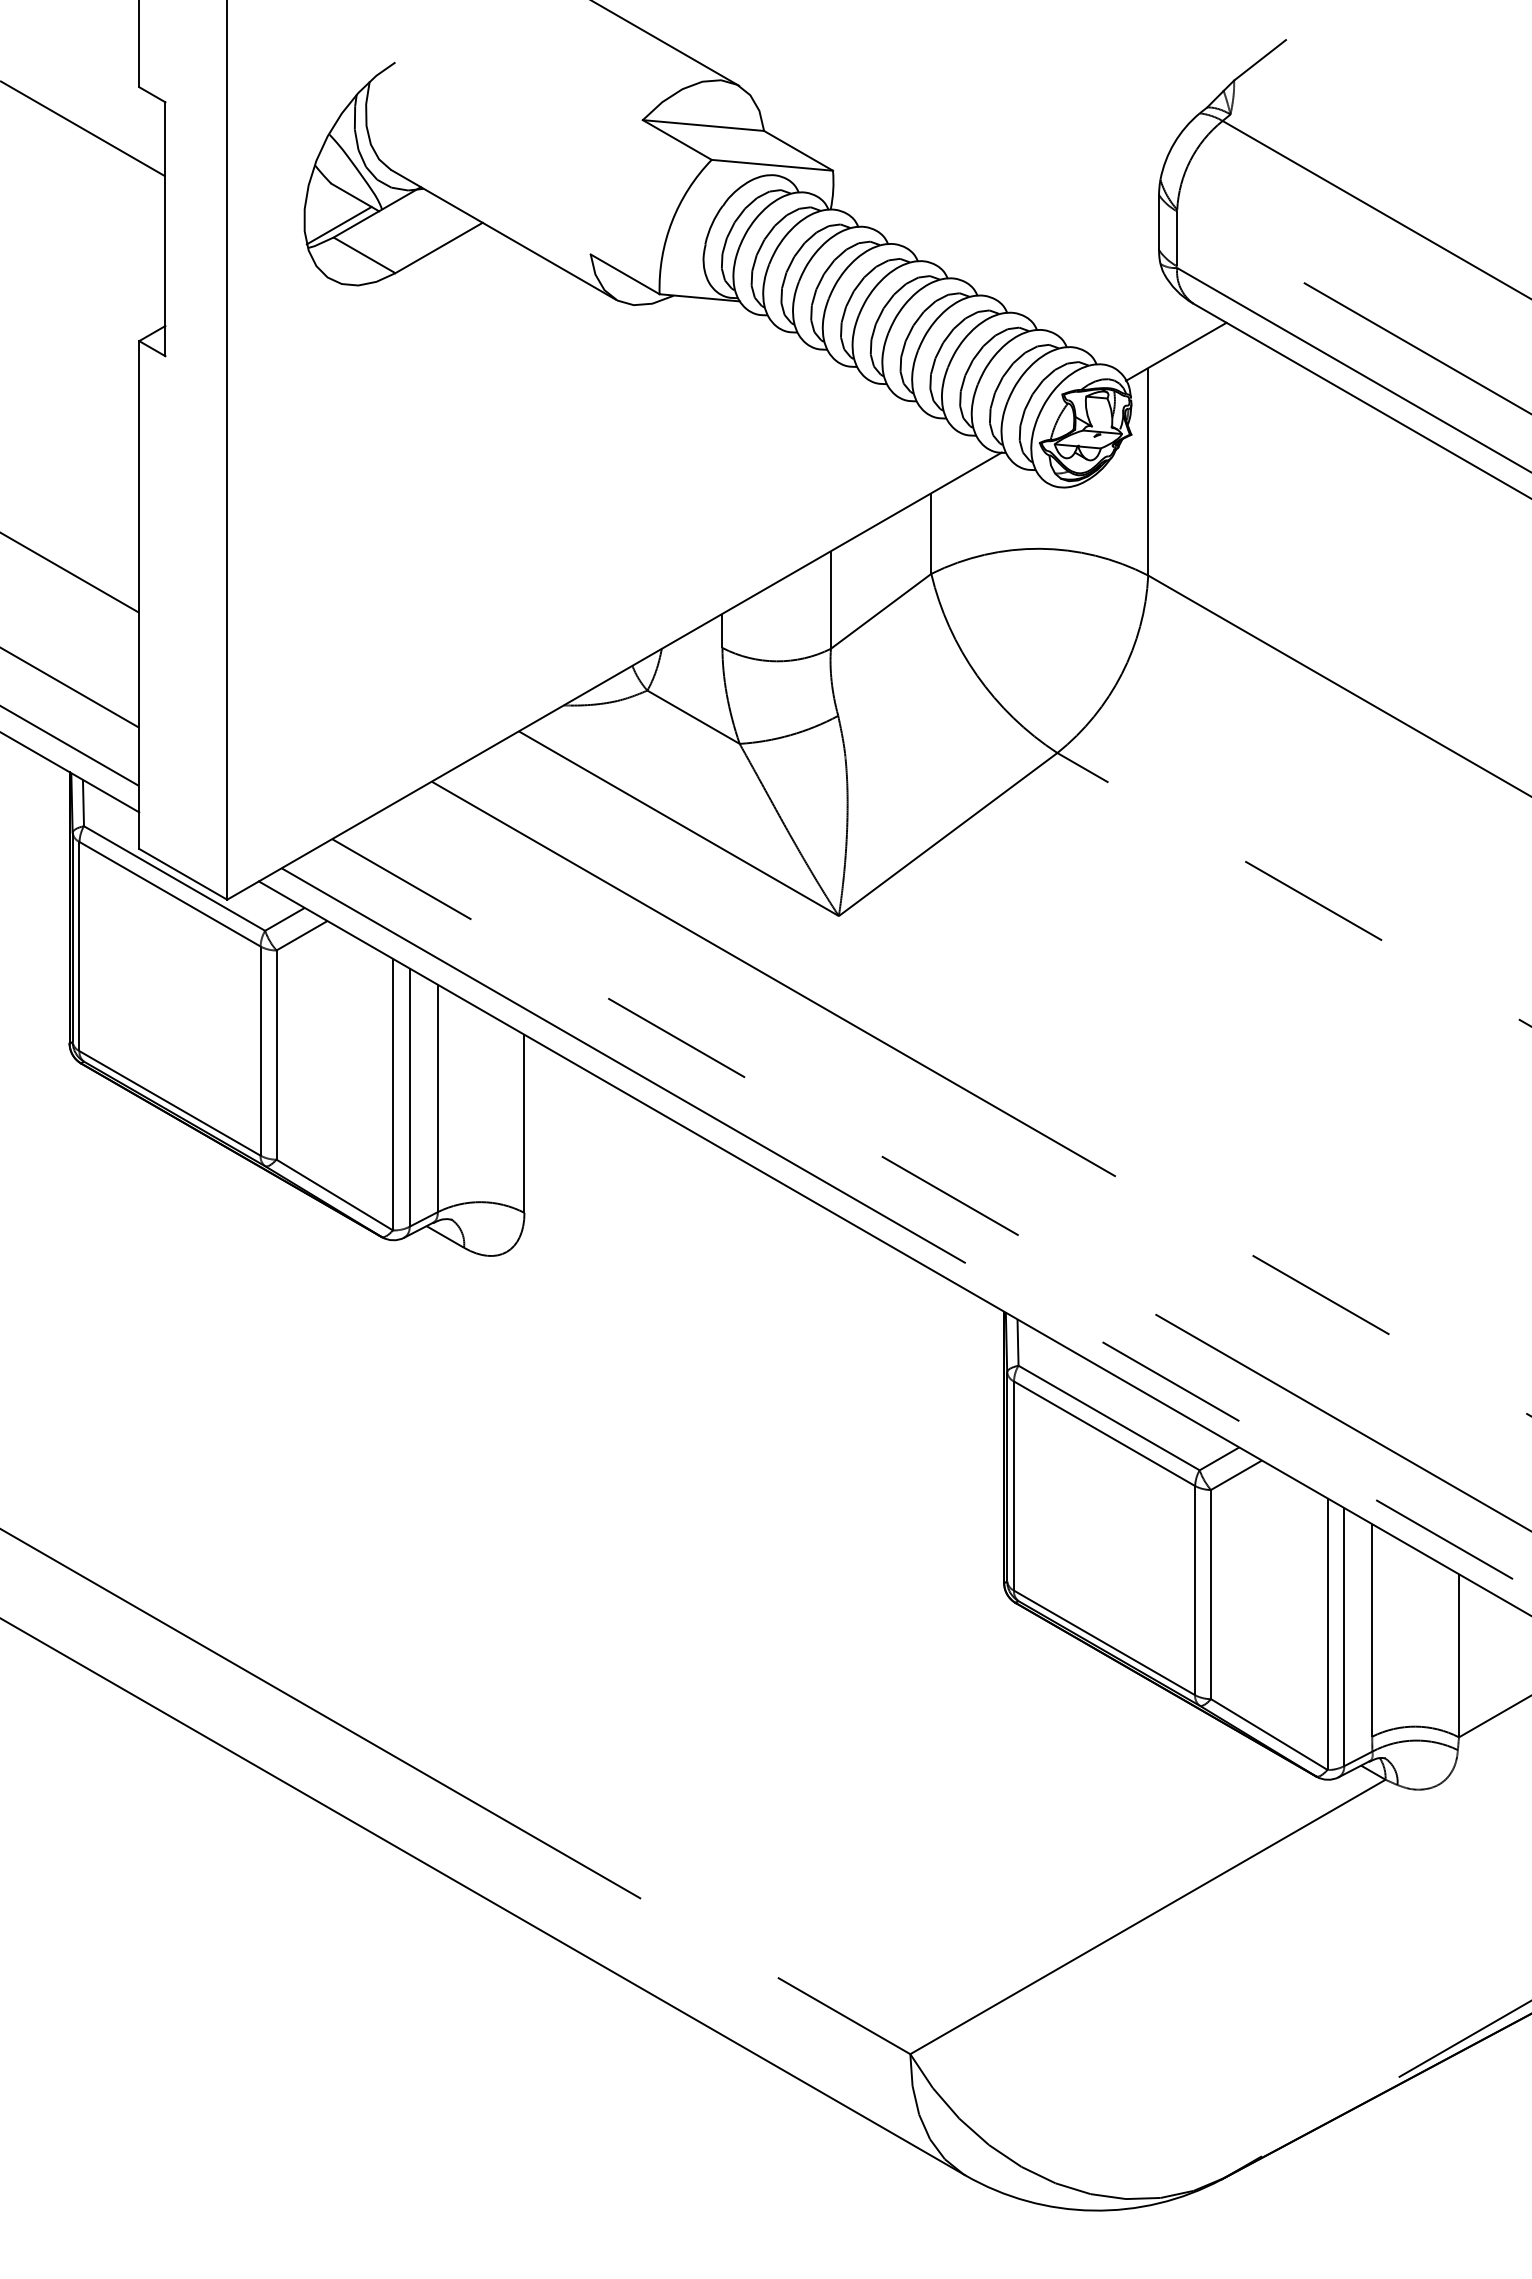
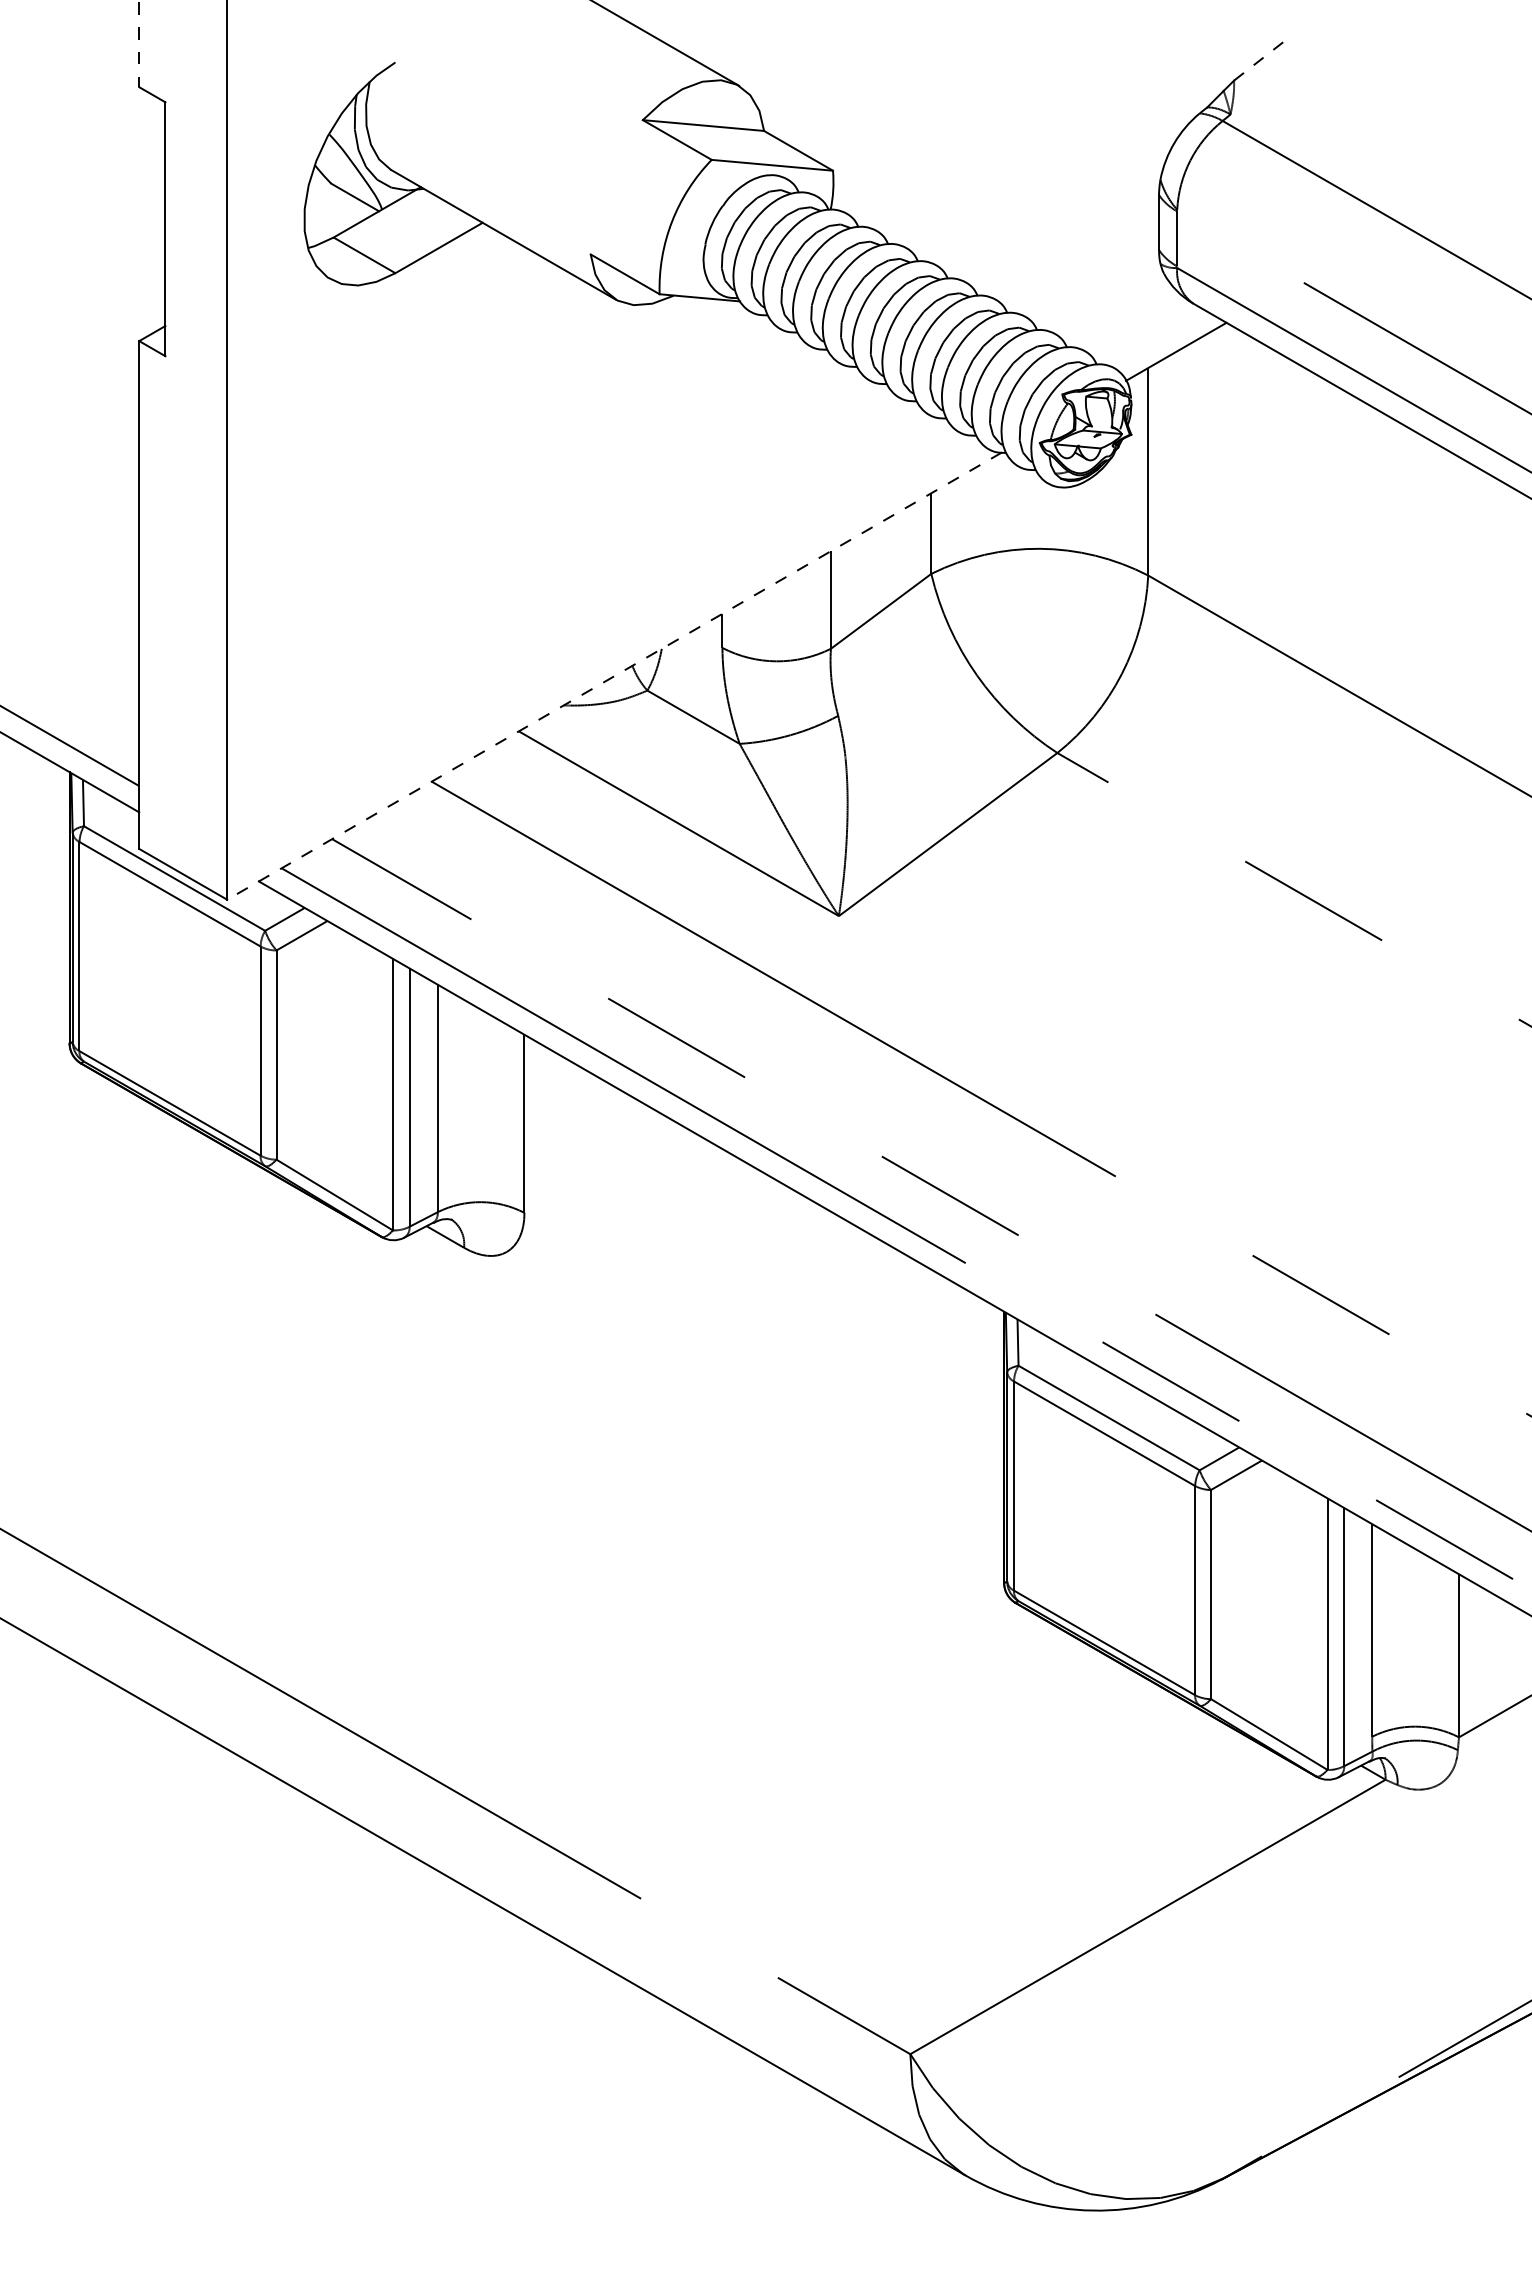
line: solid -> dashed (139, 44)
line: solid -> dashed (1260, 60)
line: present -> none (83, 129)
line: present -> none (338, 225)
line: present -> none (70, 572)
line: solid -> dashed (614, 676)
line: present -> none (70, 687)
